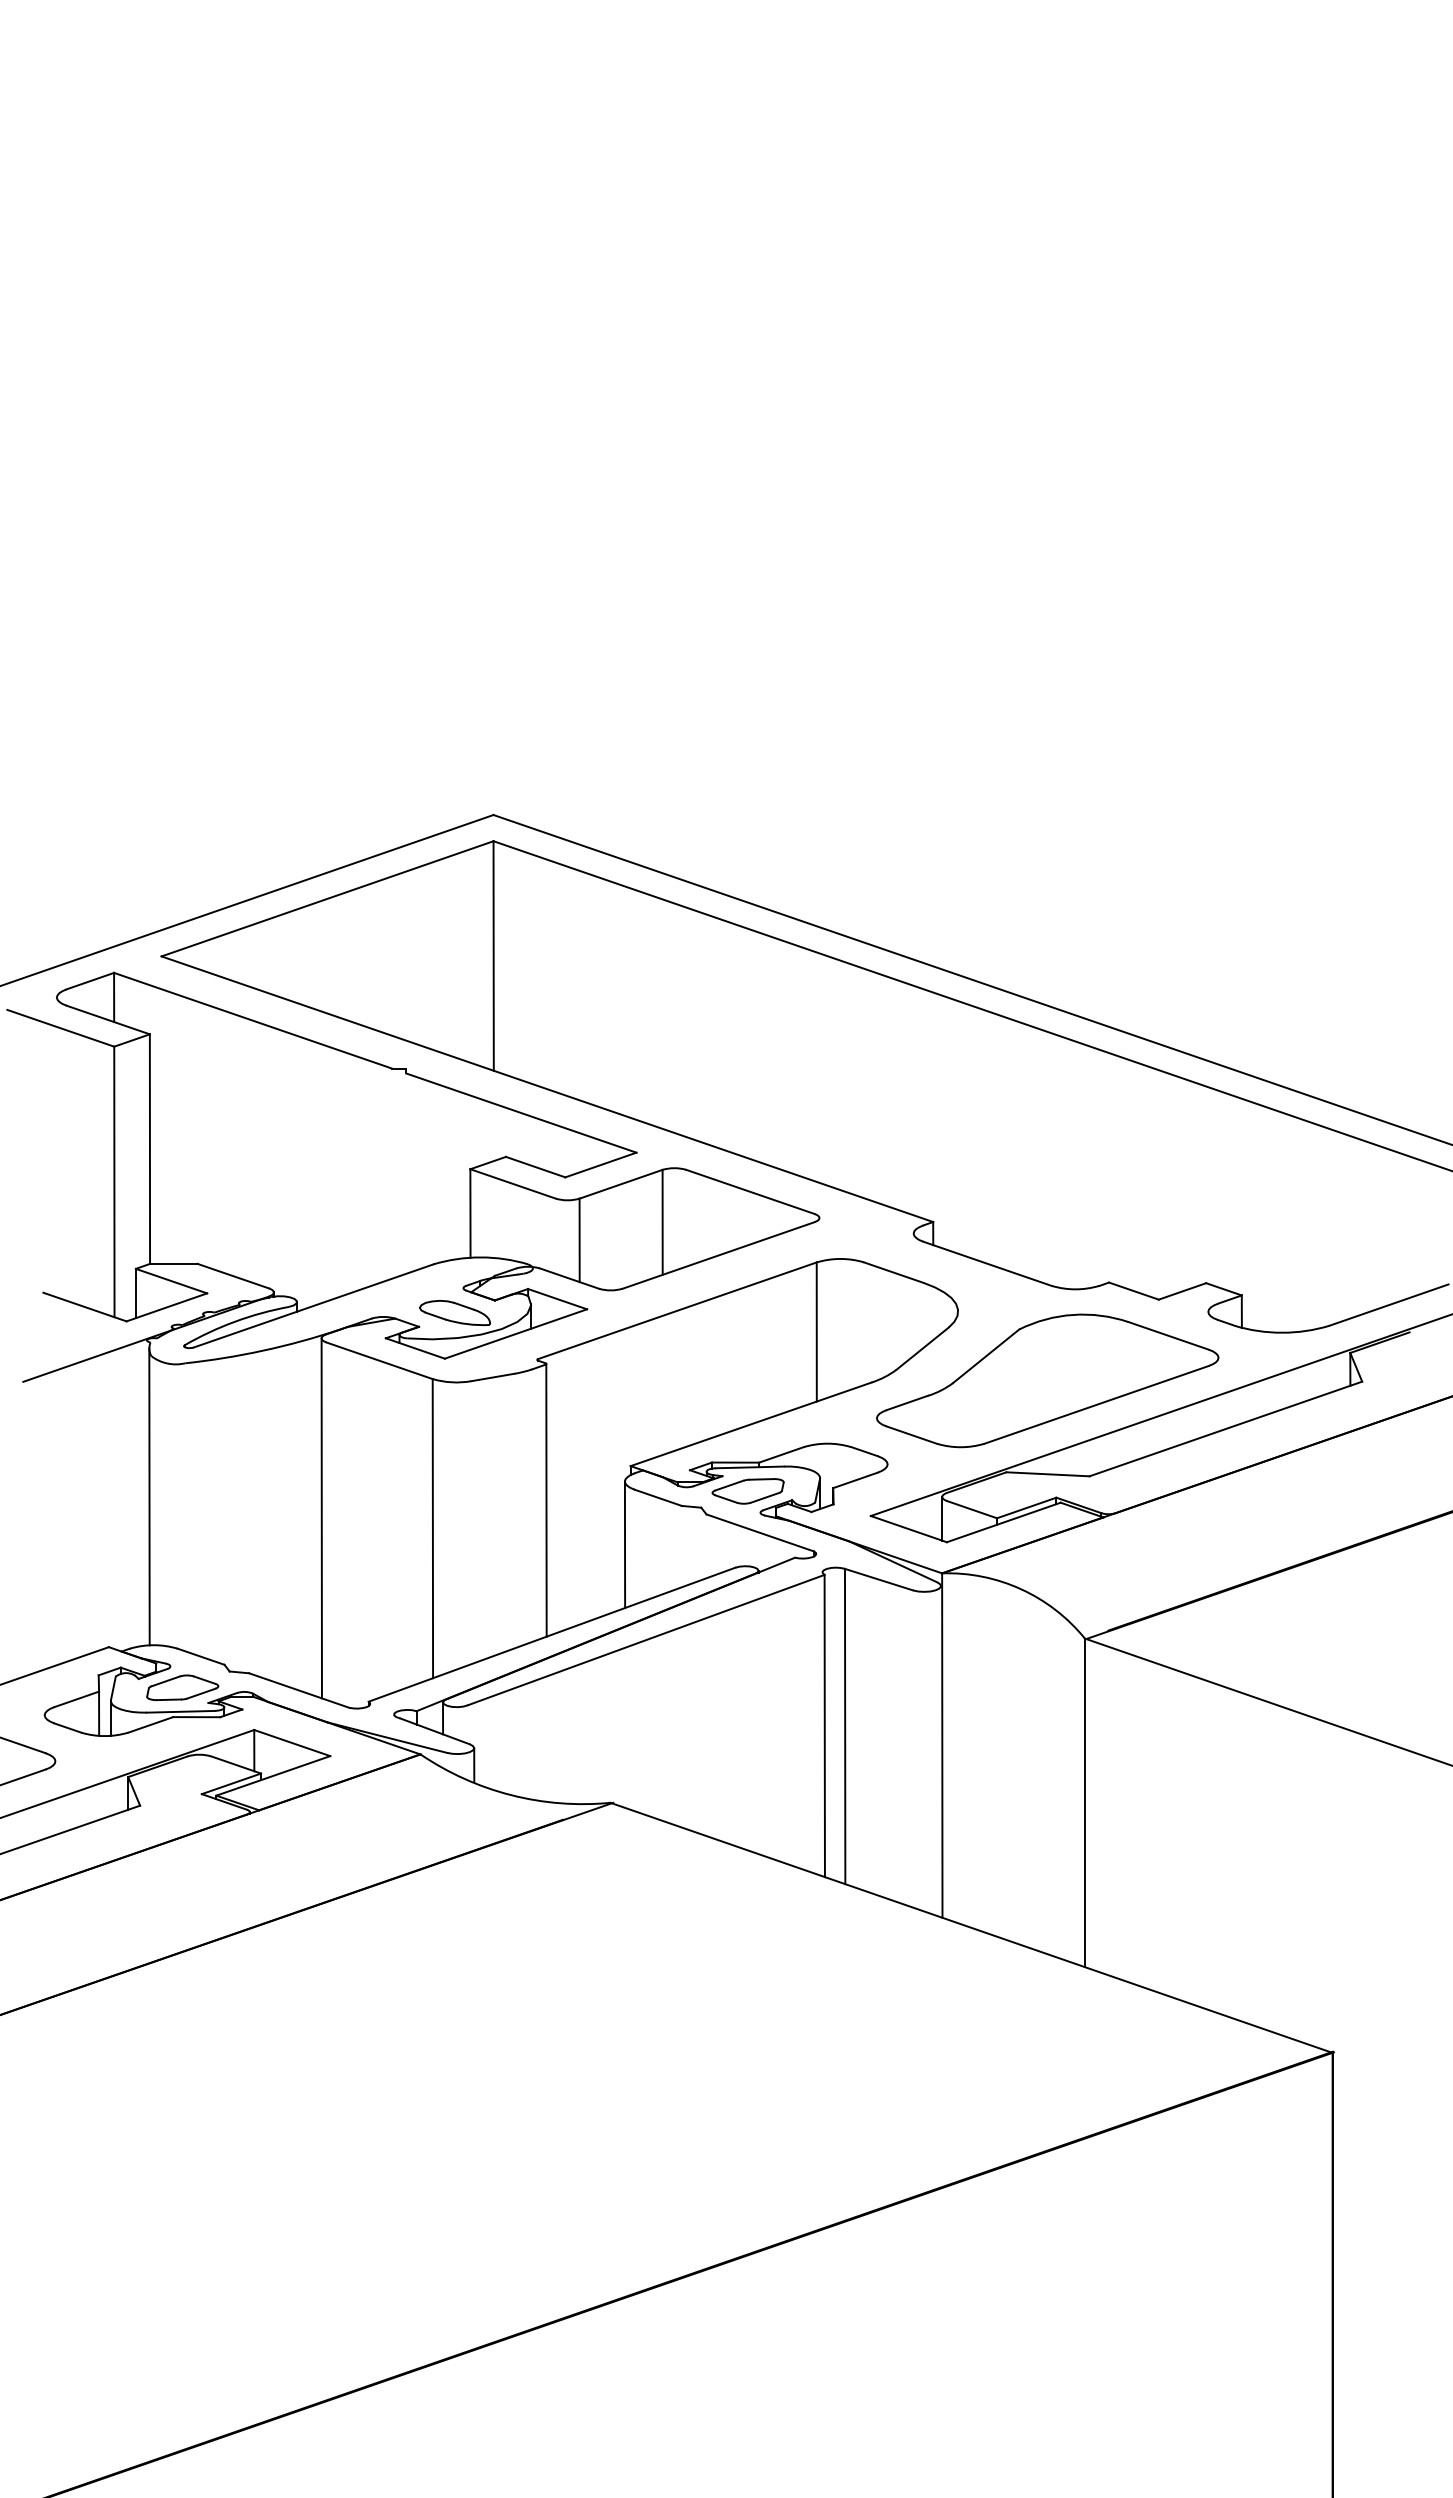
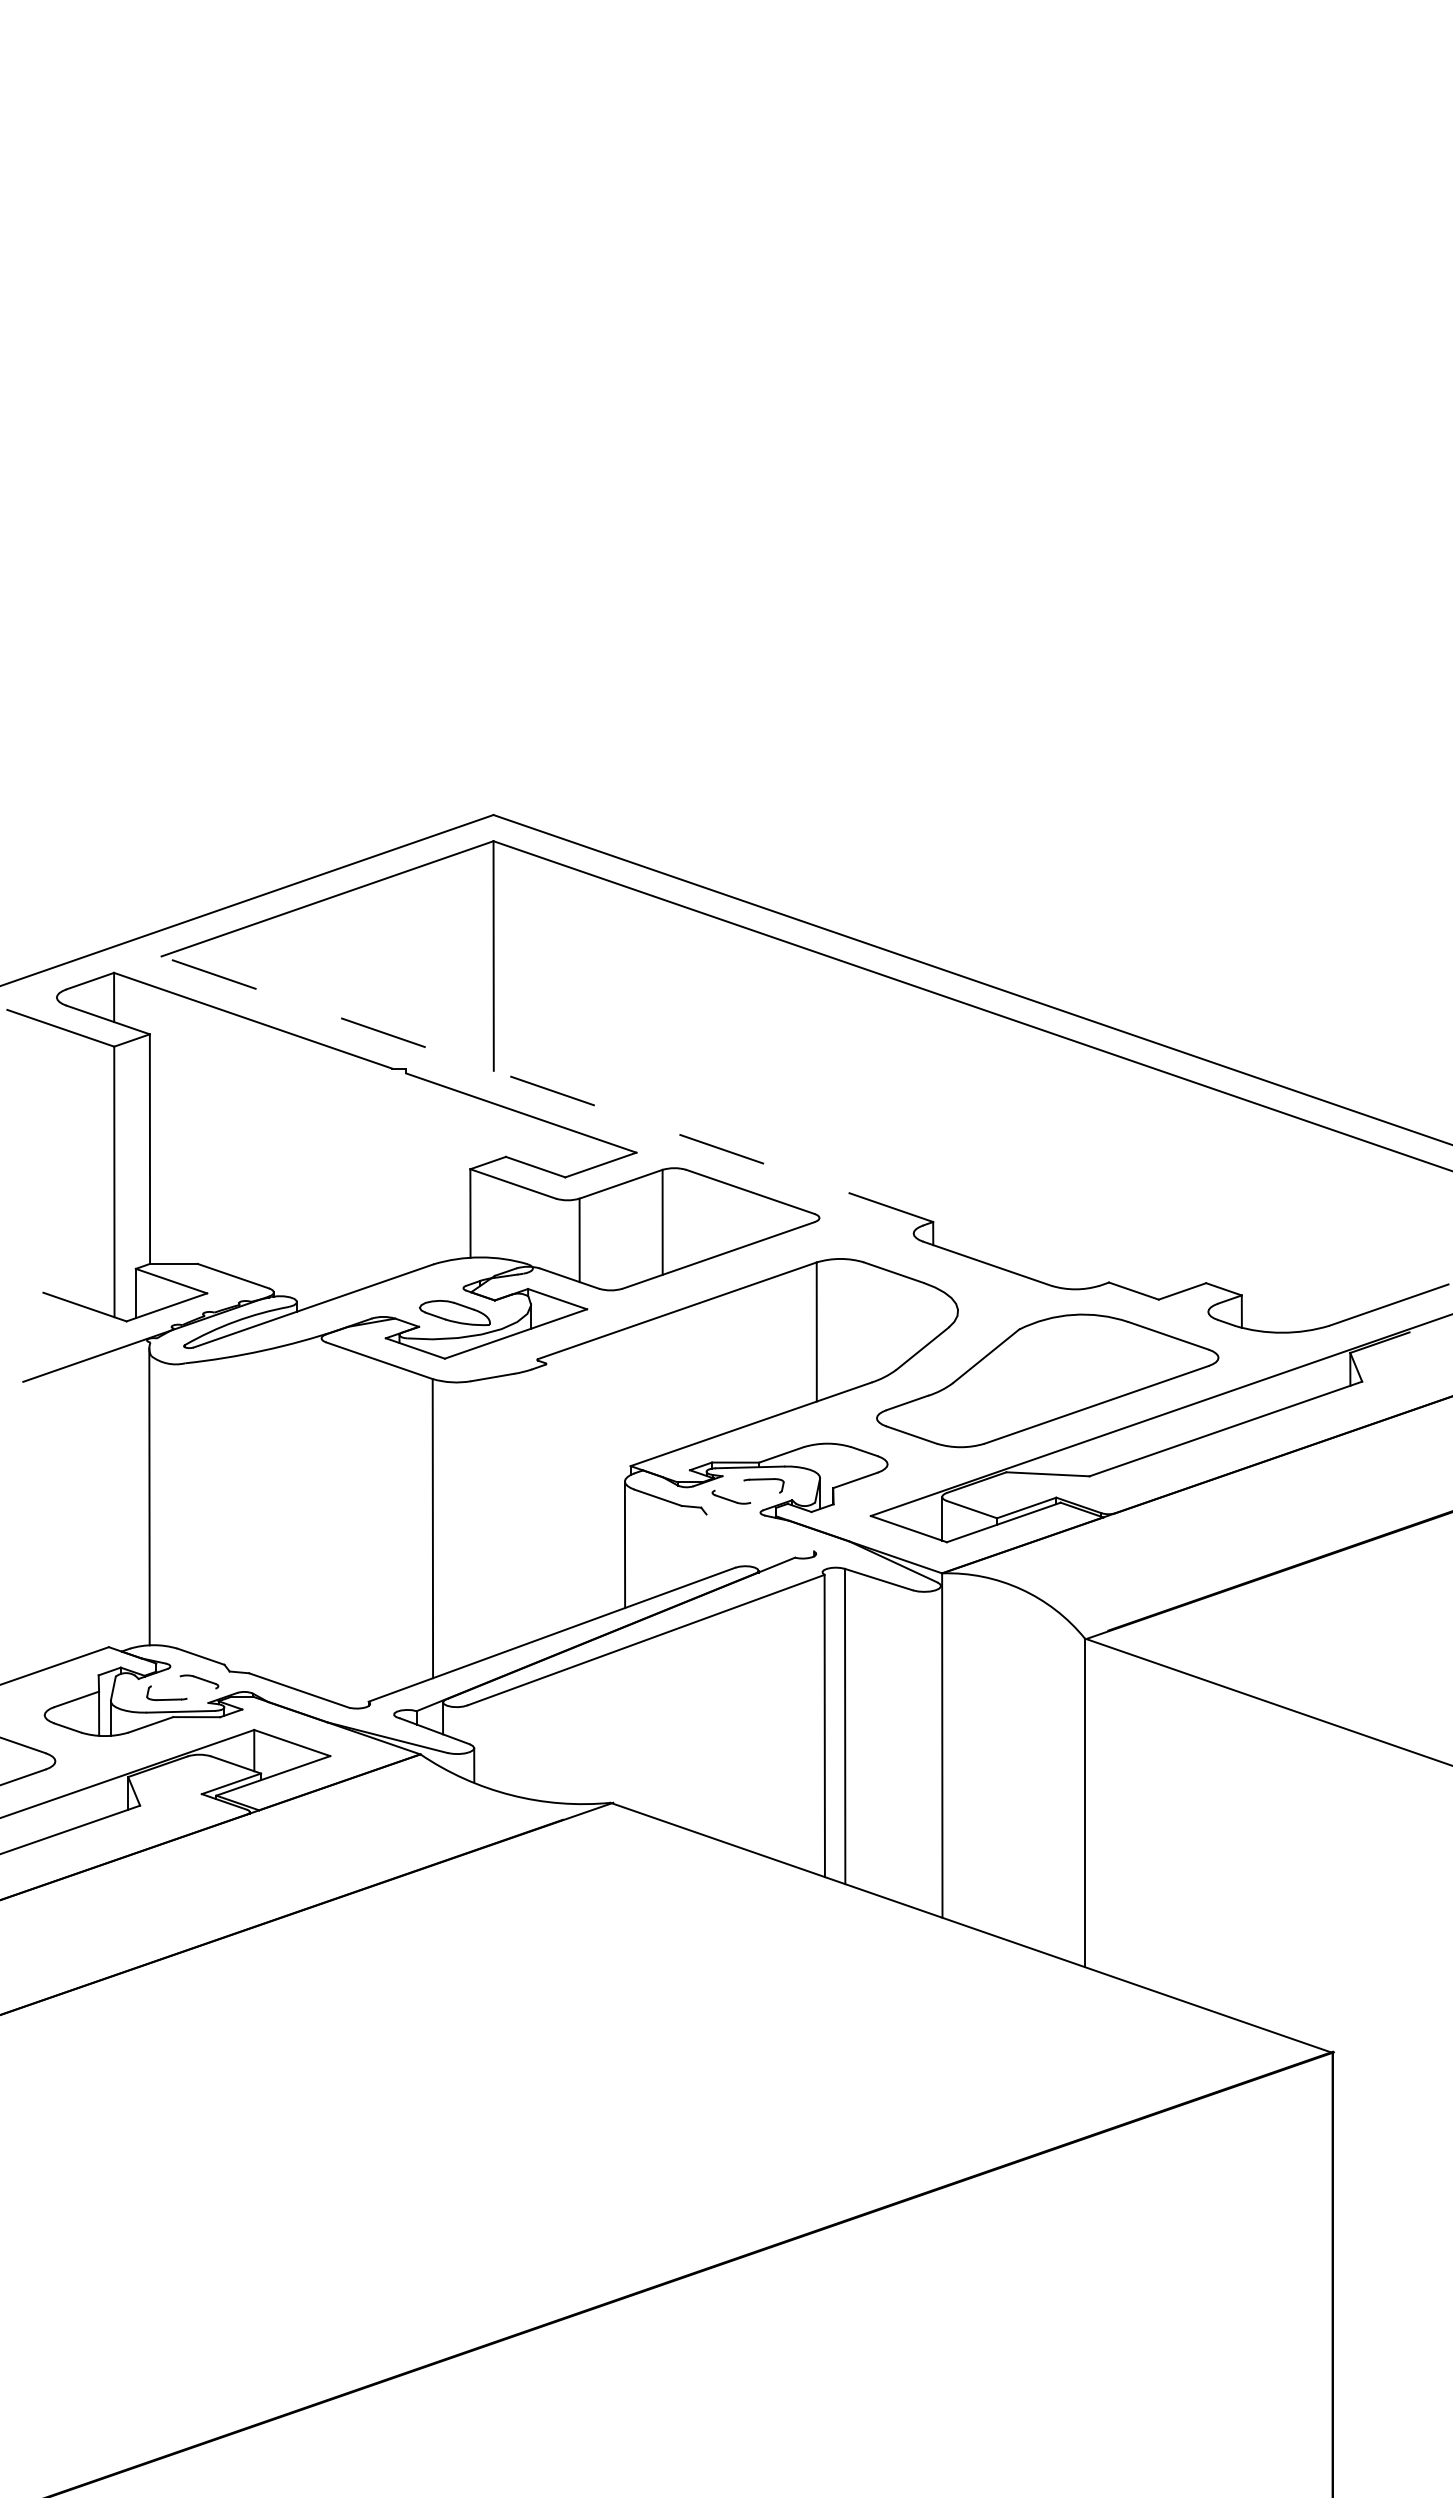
line: solid -> dashed (546, 1089)
line: present -> none (729, 1485)
line: present -> none (765, 1497)
line: present -> none (546, 1499)
line: present -> none (321, 1518)
line: present -> none (760, 1532)
line: present -> none (165, 1681)
line: present -> none (201, 1693)
